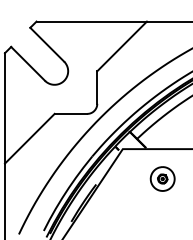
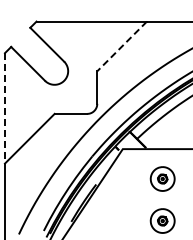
line: solid -> dashed (121, 46)
line: solid -> dashed (4, 108)
part: none -> present (162, 220)
